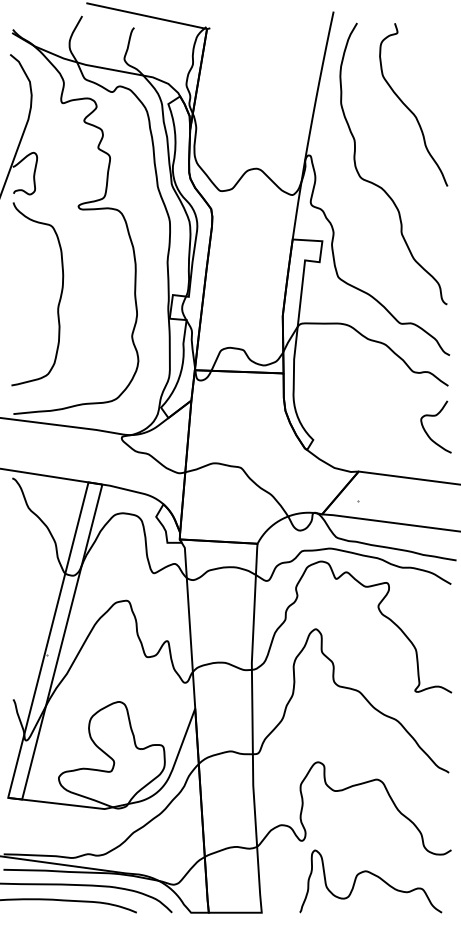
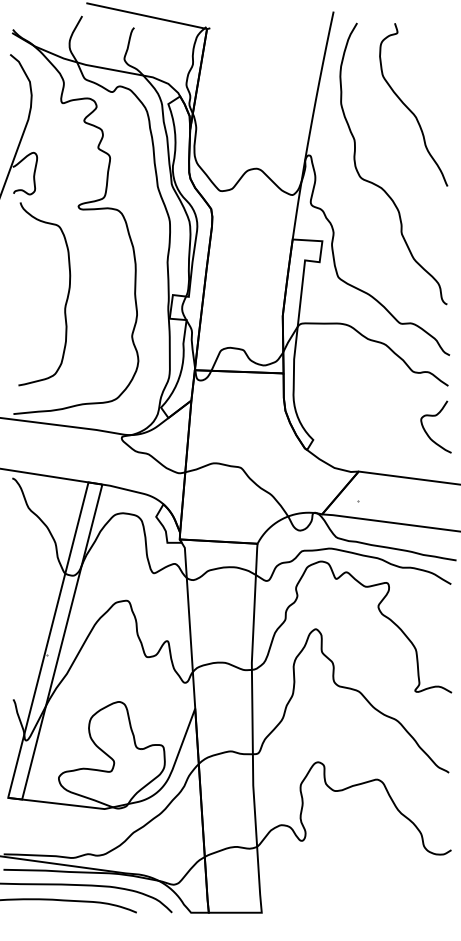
curve position: (58, 301) -> (65, 301) (65, 301)
curve: present -> none (373, 875)
